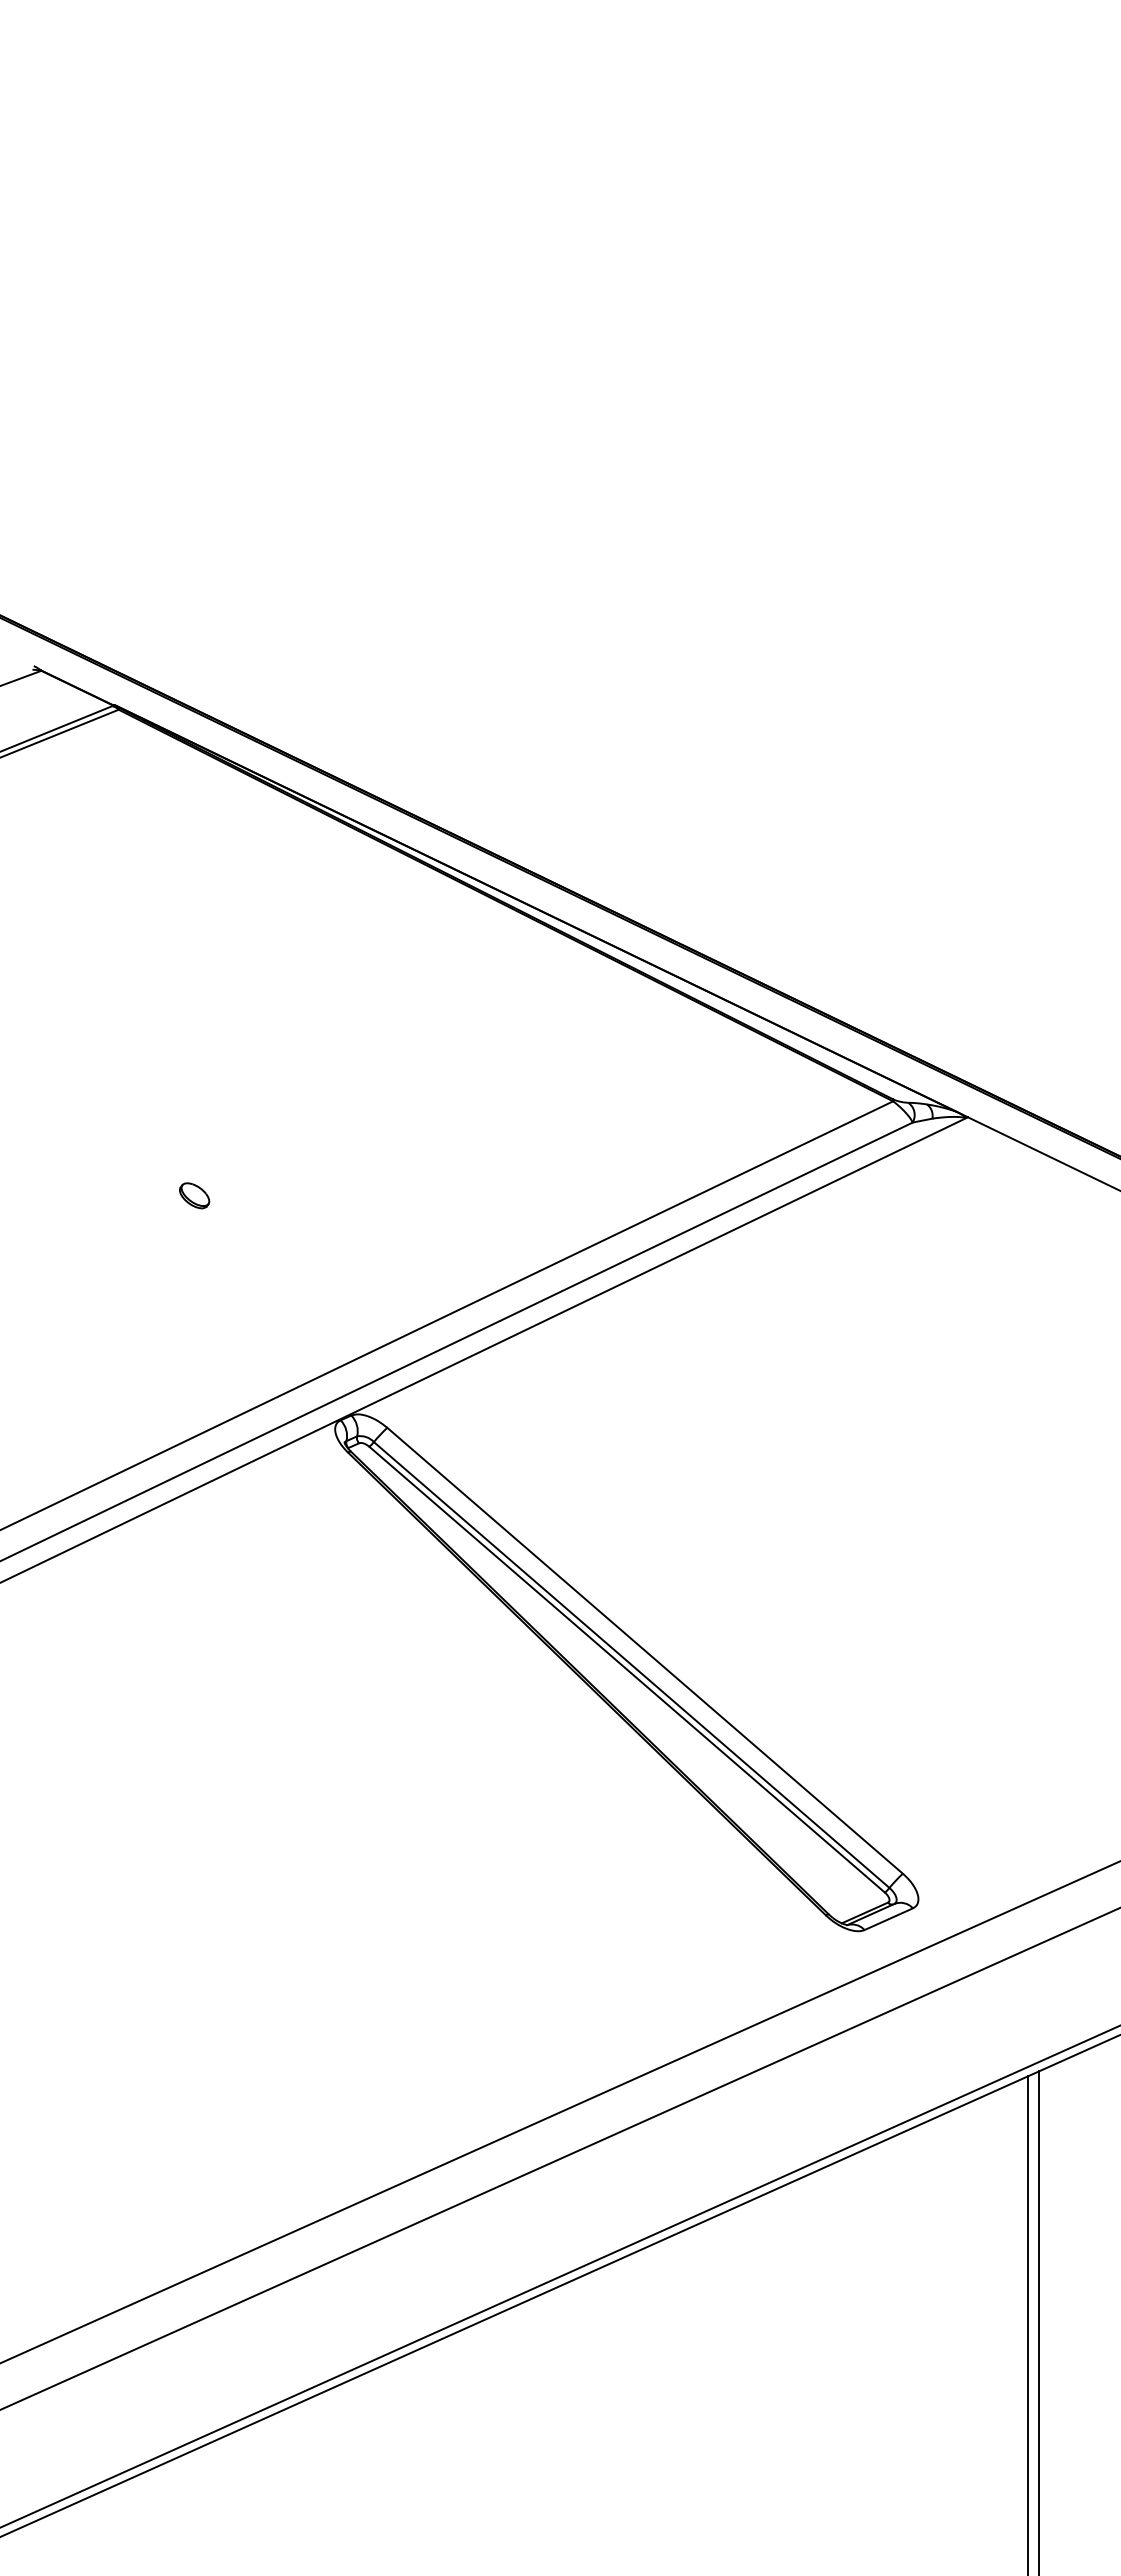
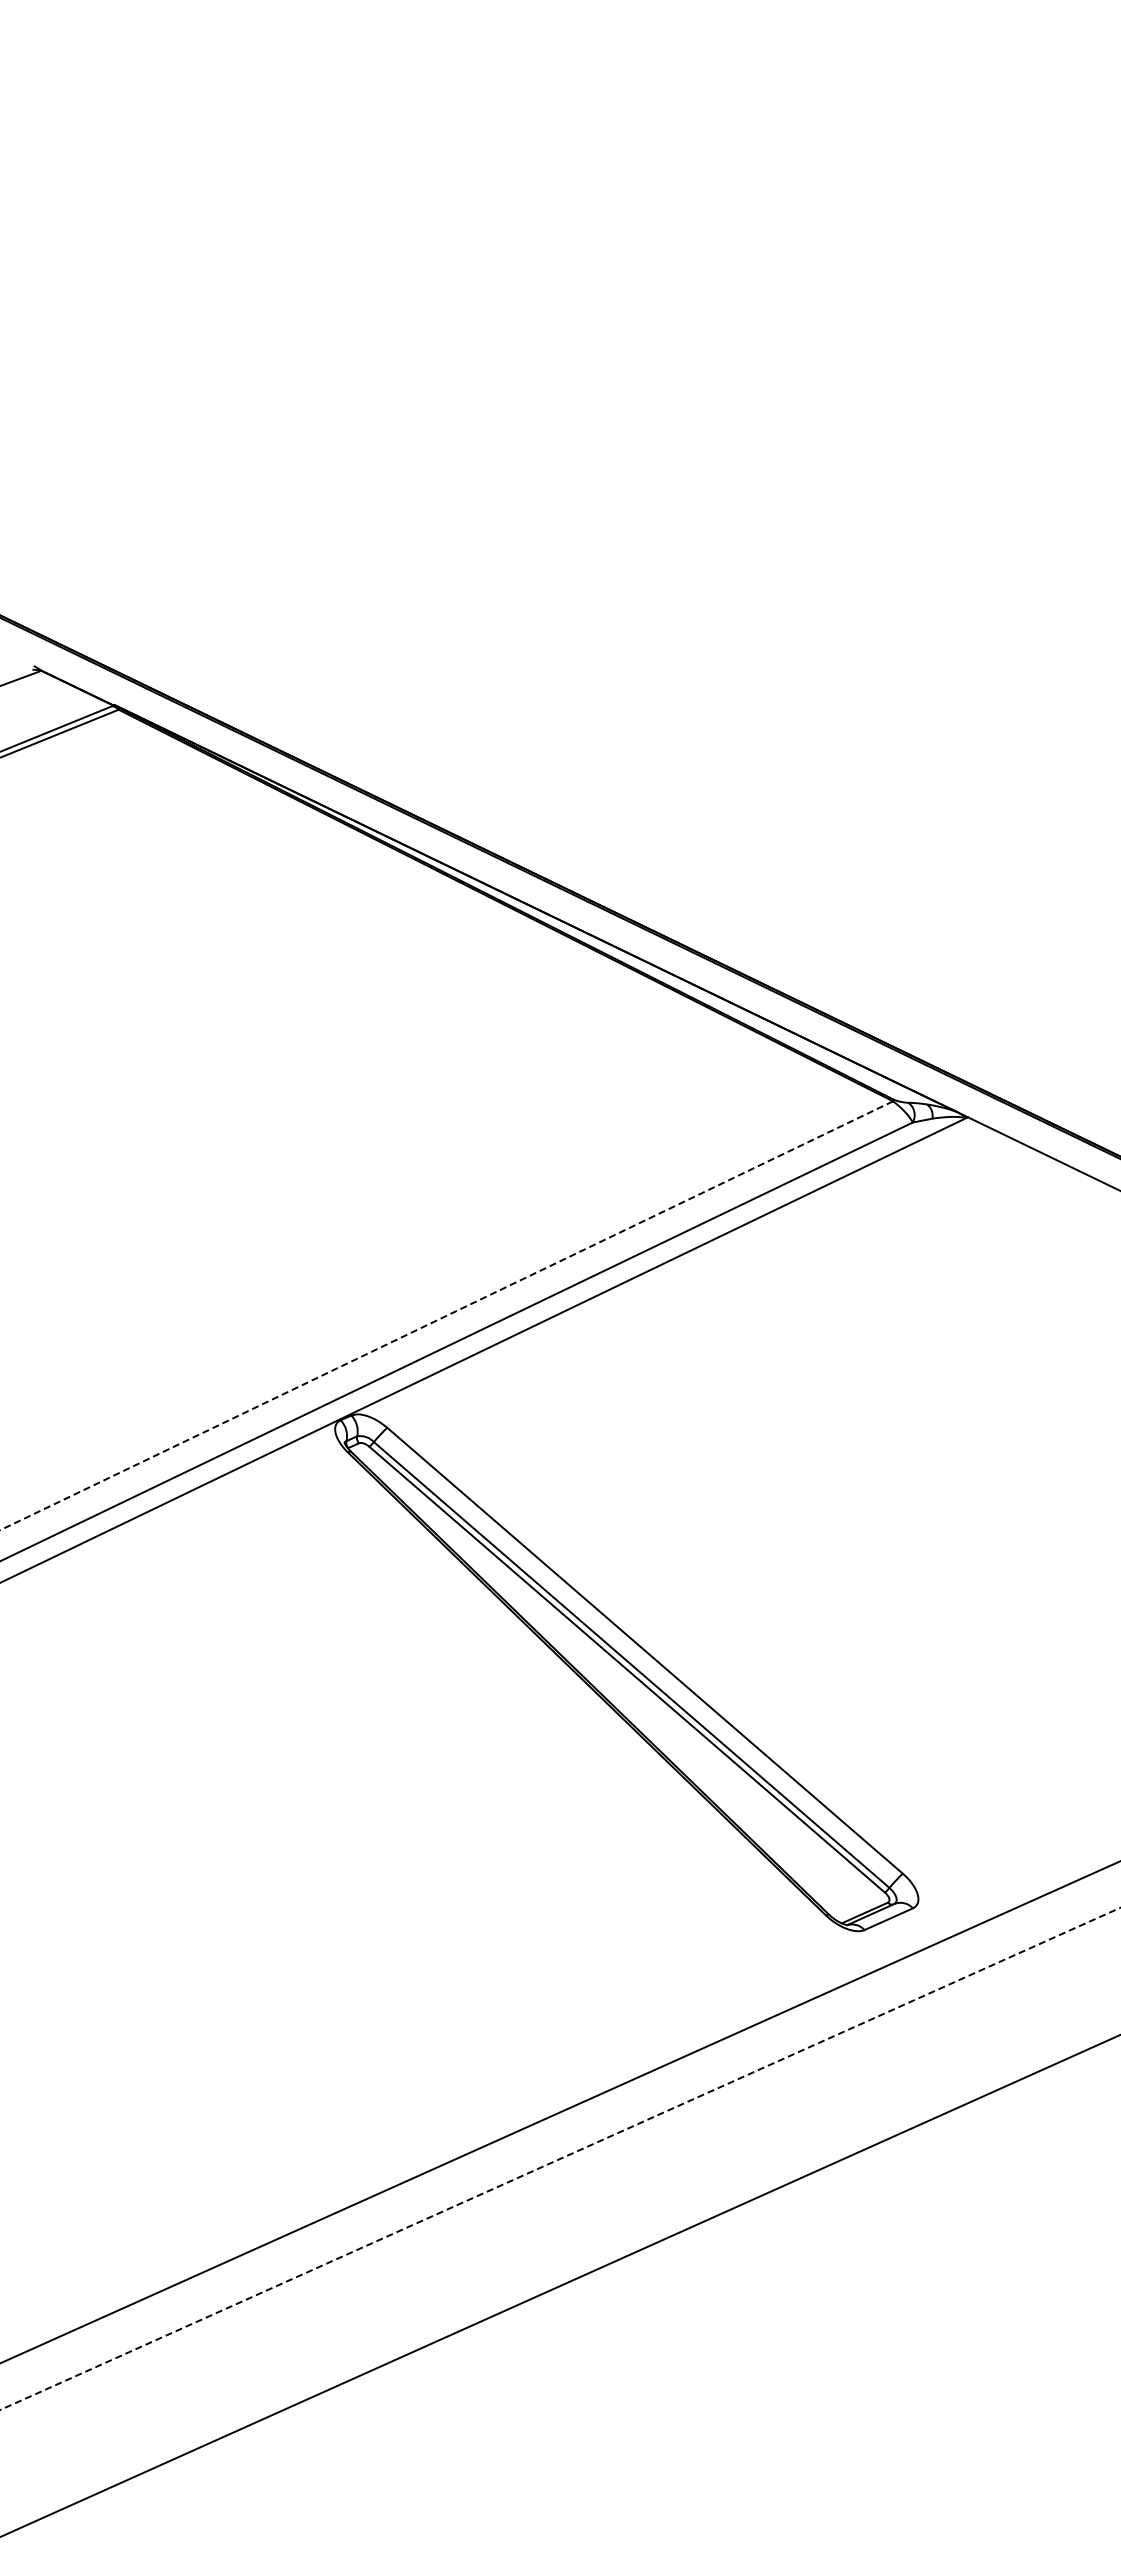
part: present -> none (194, 1195)
line: solid -> dashed (447, 1315)
line: solid -> dashed (560, 2158)
line: present -> none (559, 2276)
line: present -> none (1039, 2321)
line: present -> none (1027, 2324)
